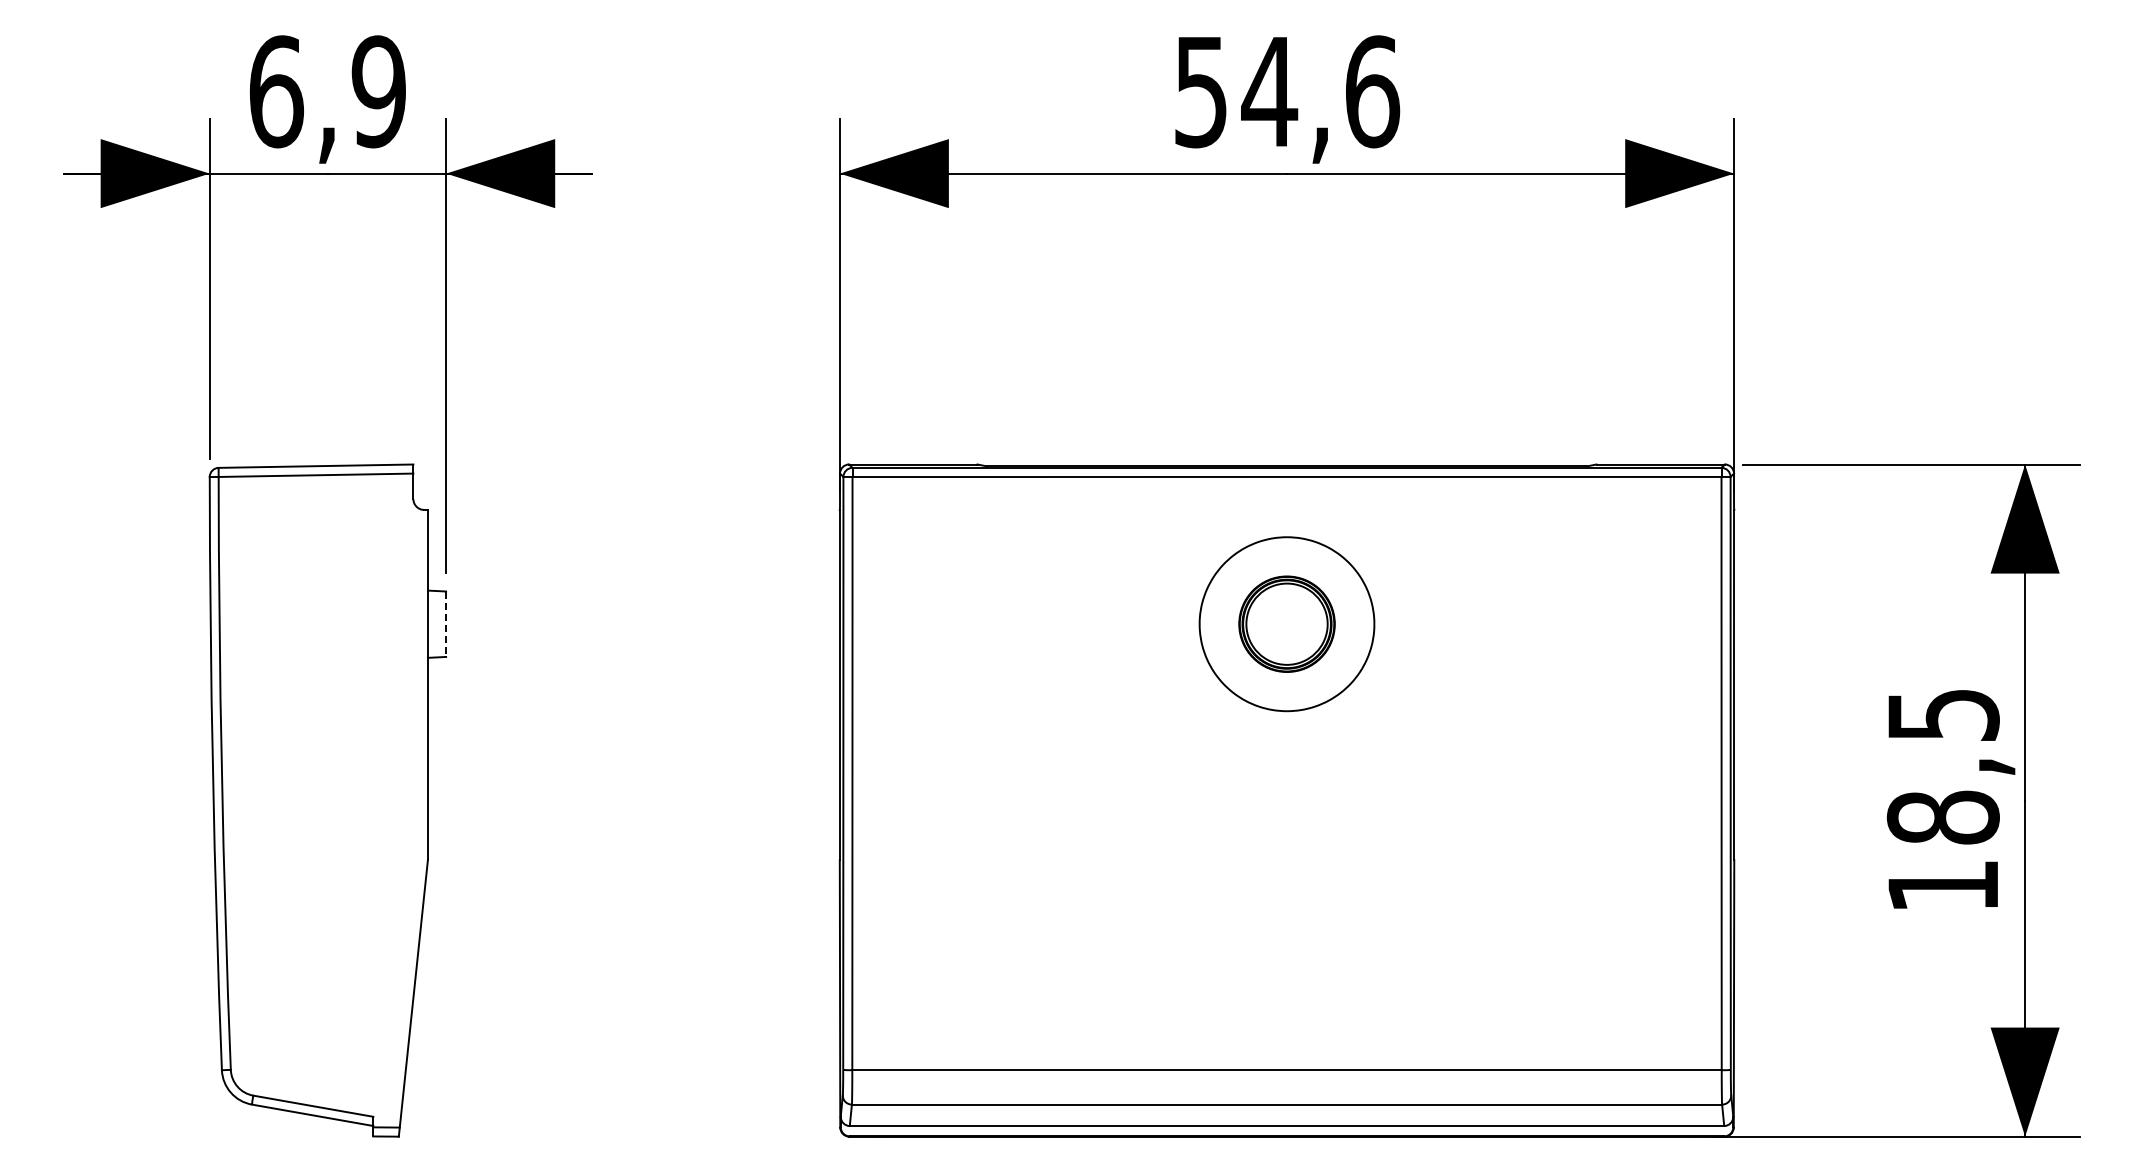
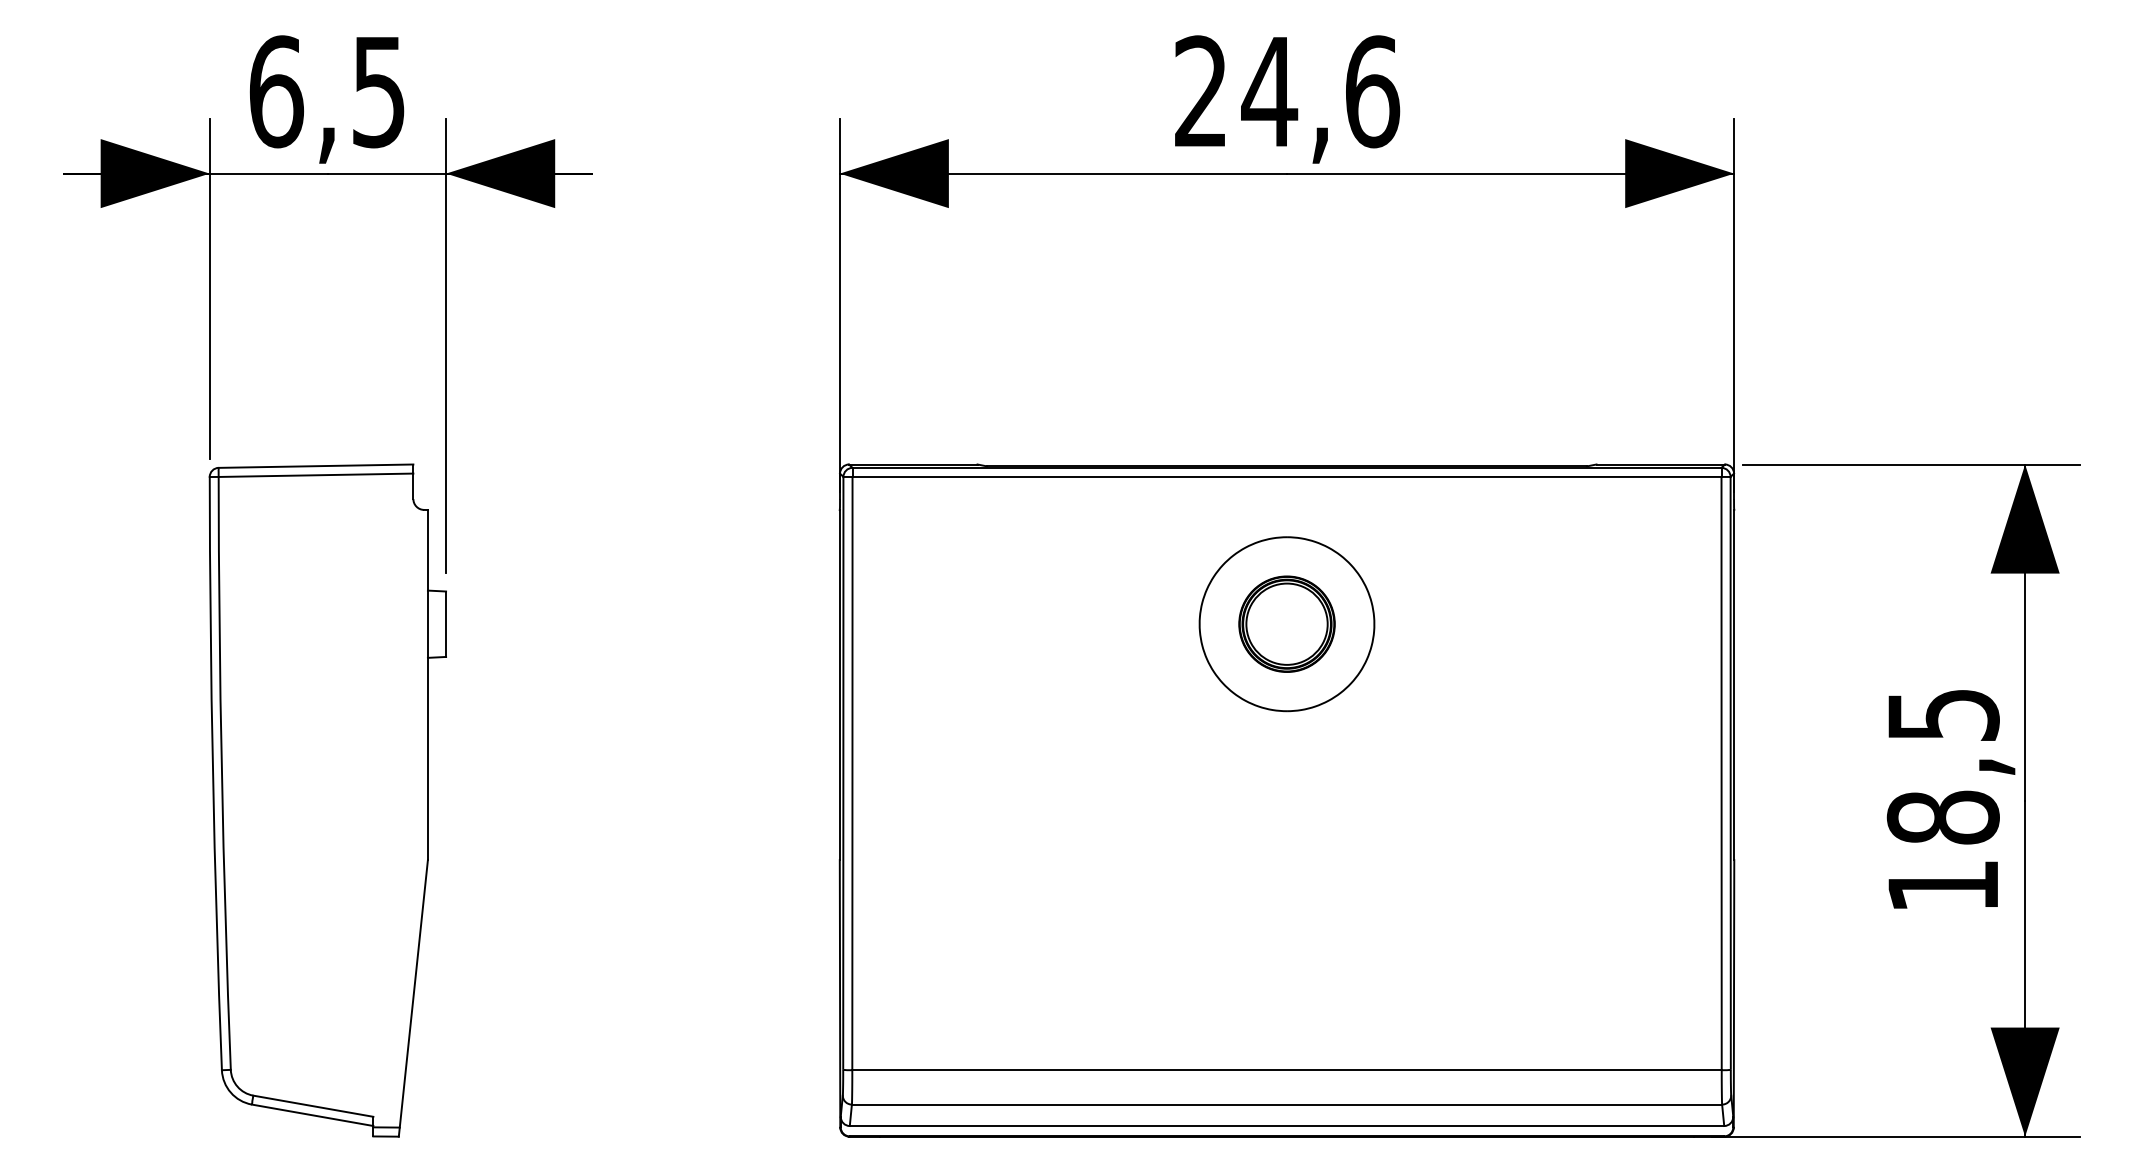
text: 6,9 -> 6,5 (378, 91)
text: 54,6 -> 24,6 (1200, 91)
line: dashed -> solid (446, 624)
